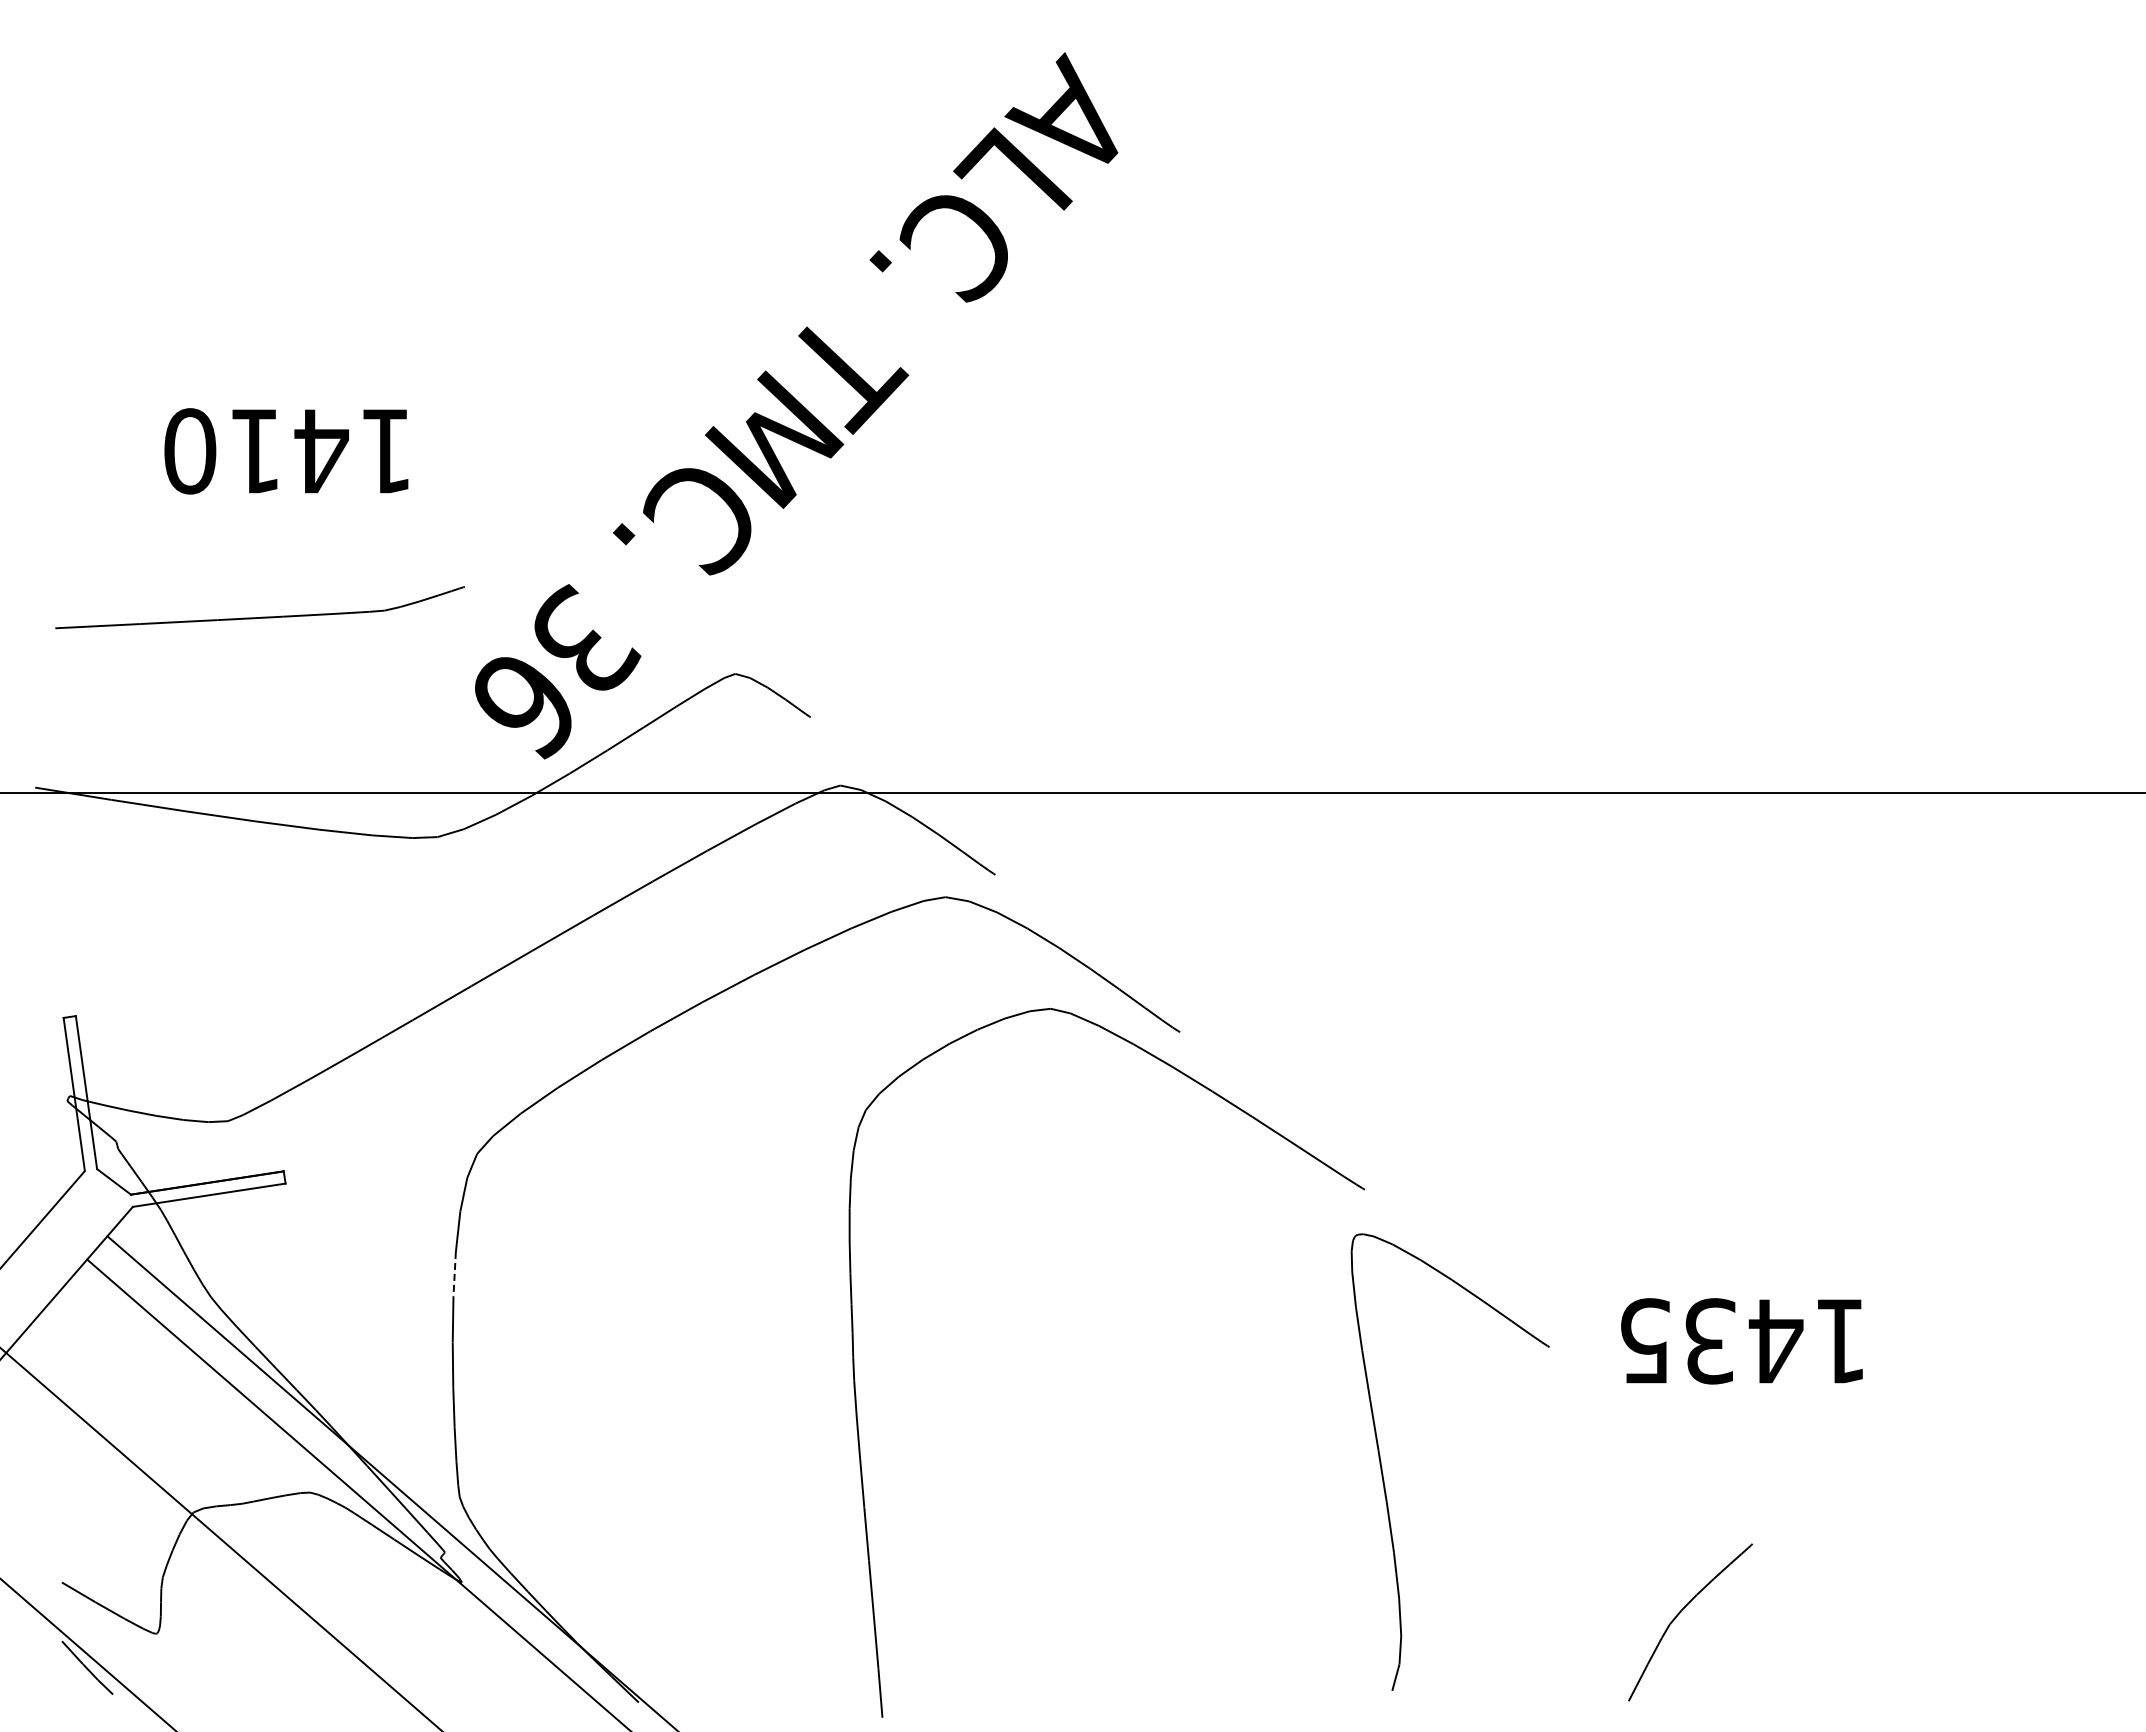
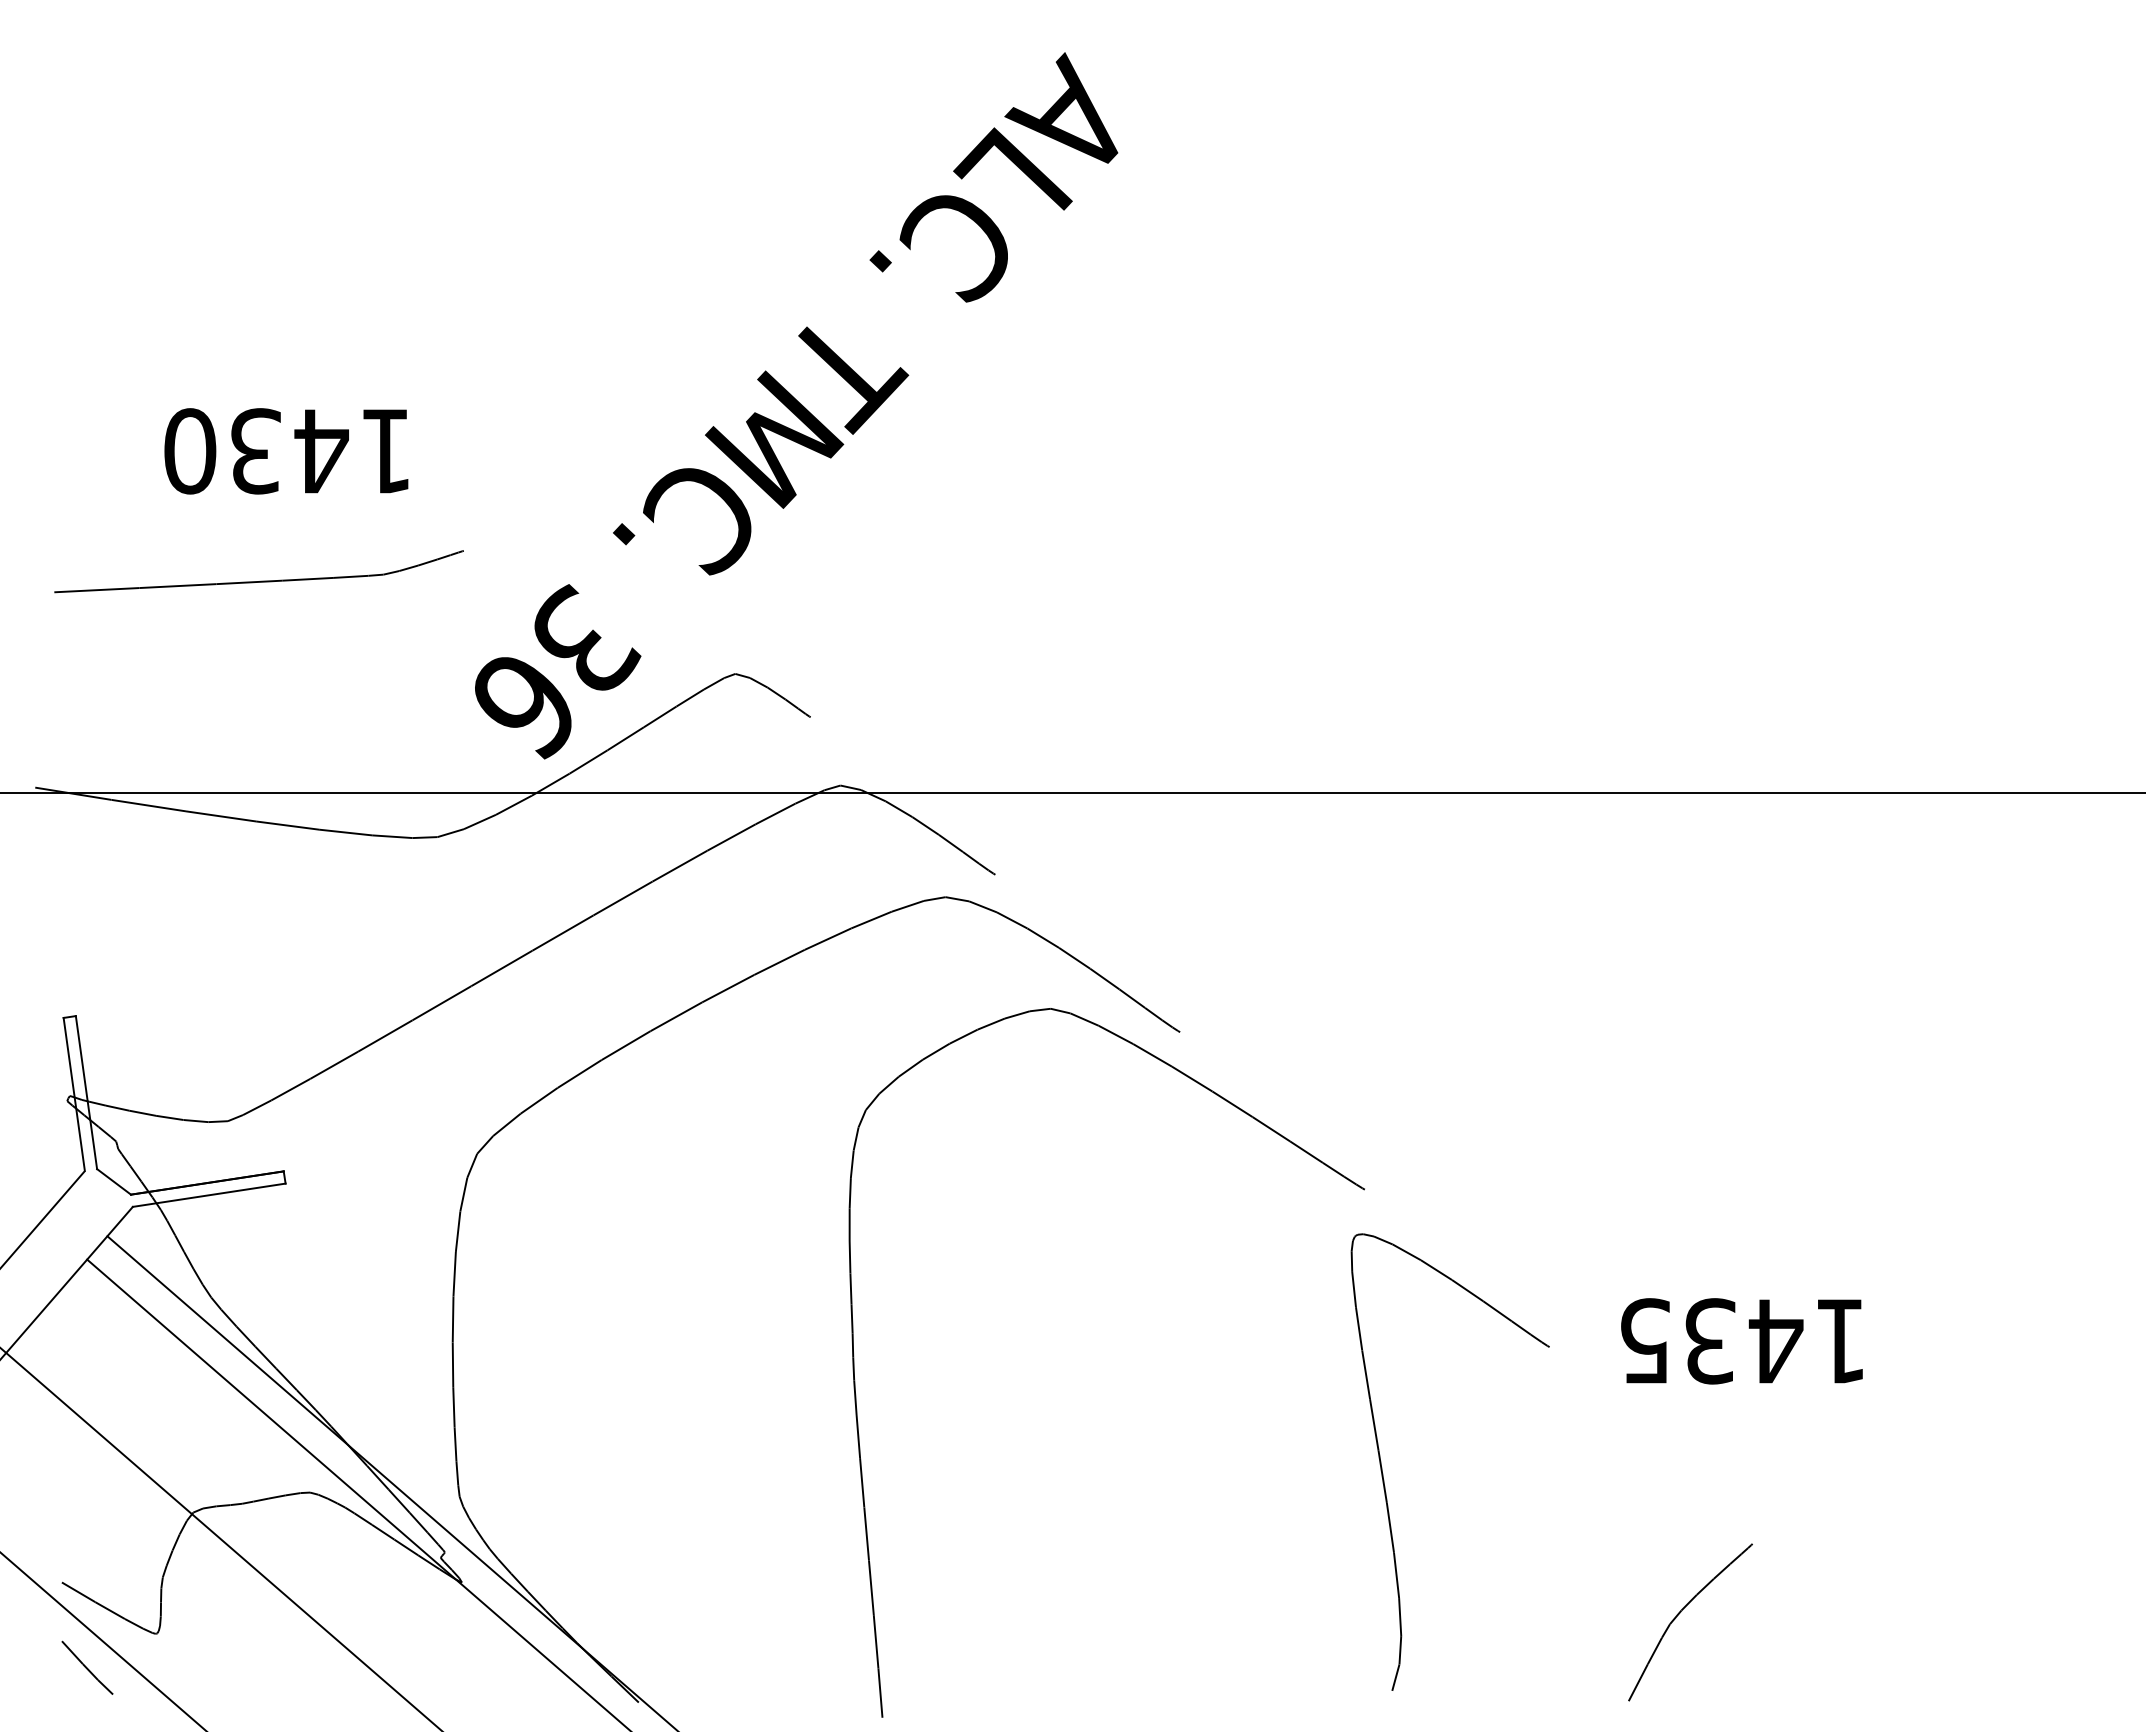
text: 1410 -> 1430 (255, 451)
part position: (261, 616) -> (260, 580) (260, 580)
line: dashed -> solid (454, 1274)
line position: (87, 1654) -> (102, 1641) (102, 1641)
